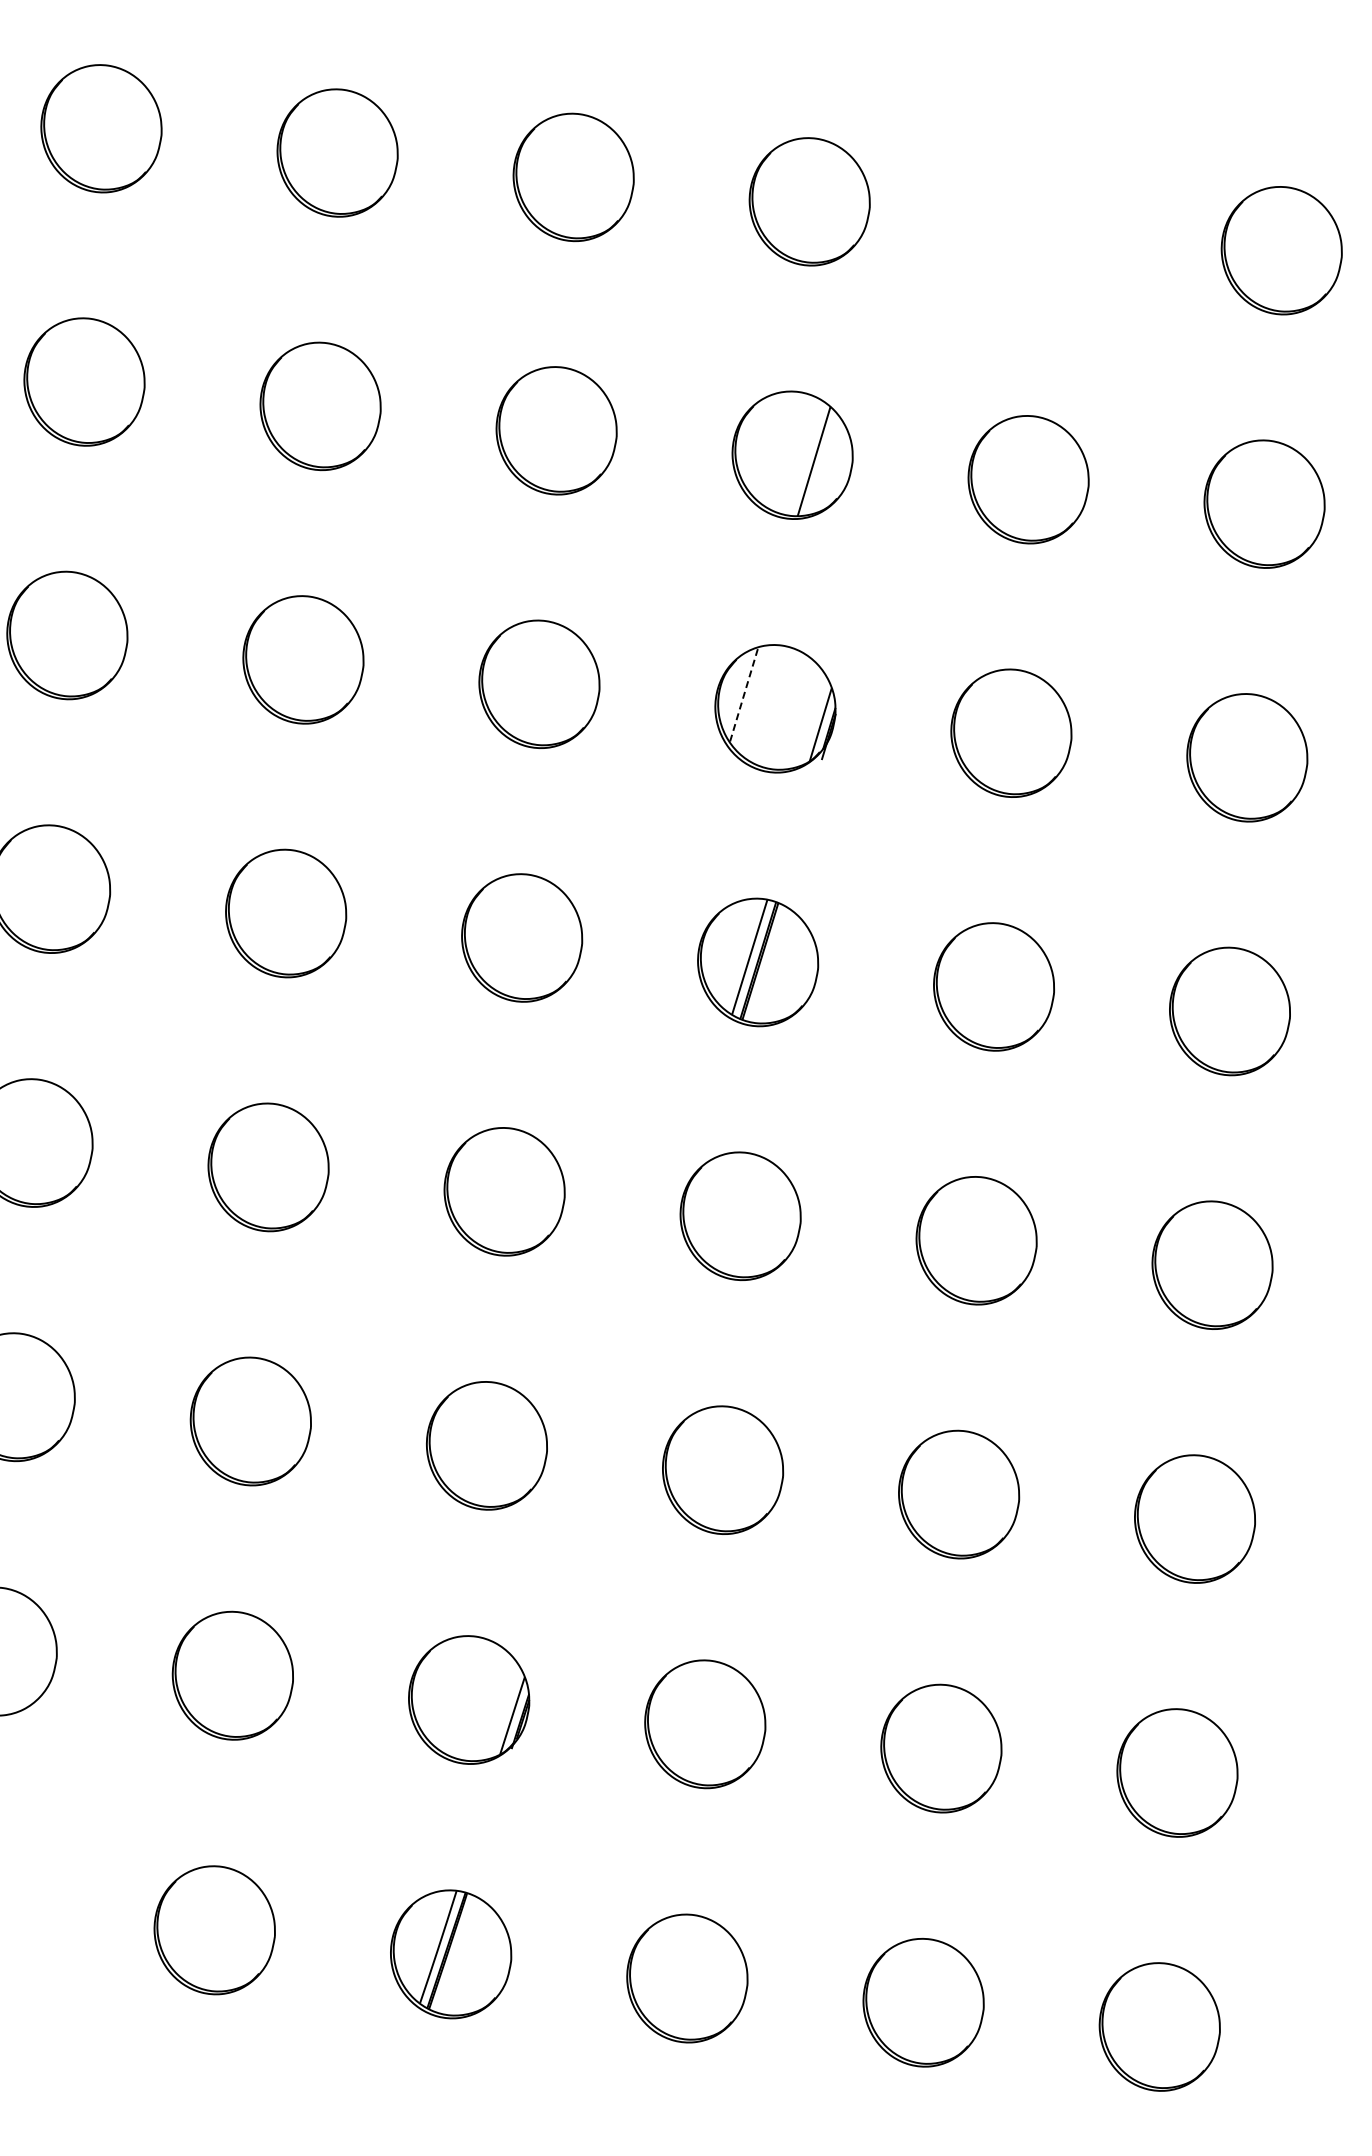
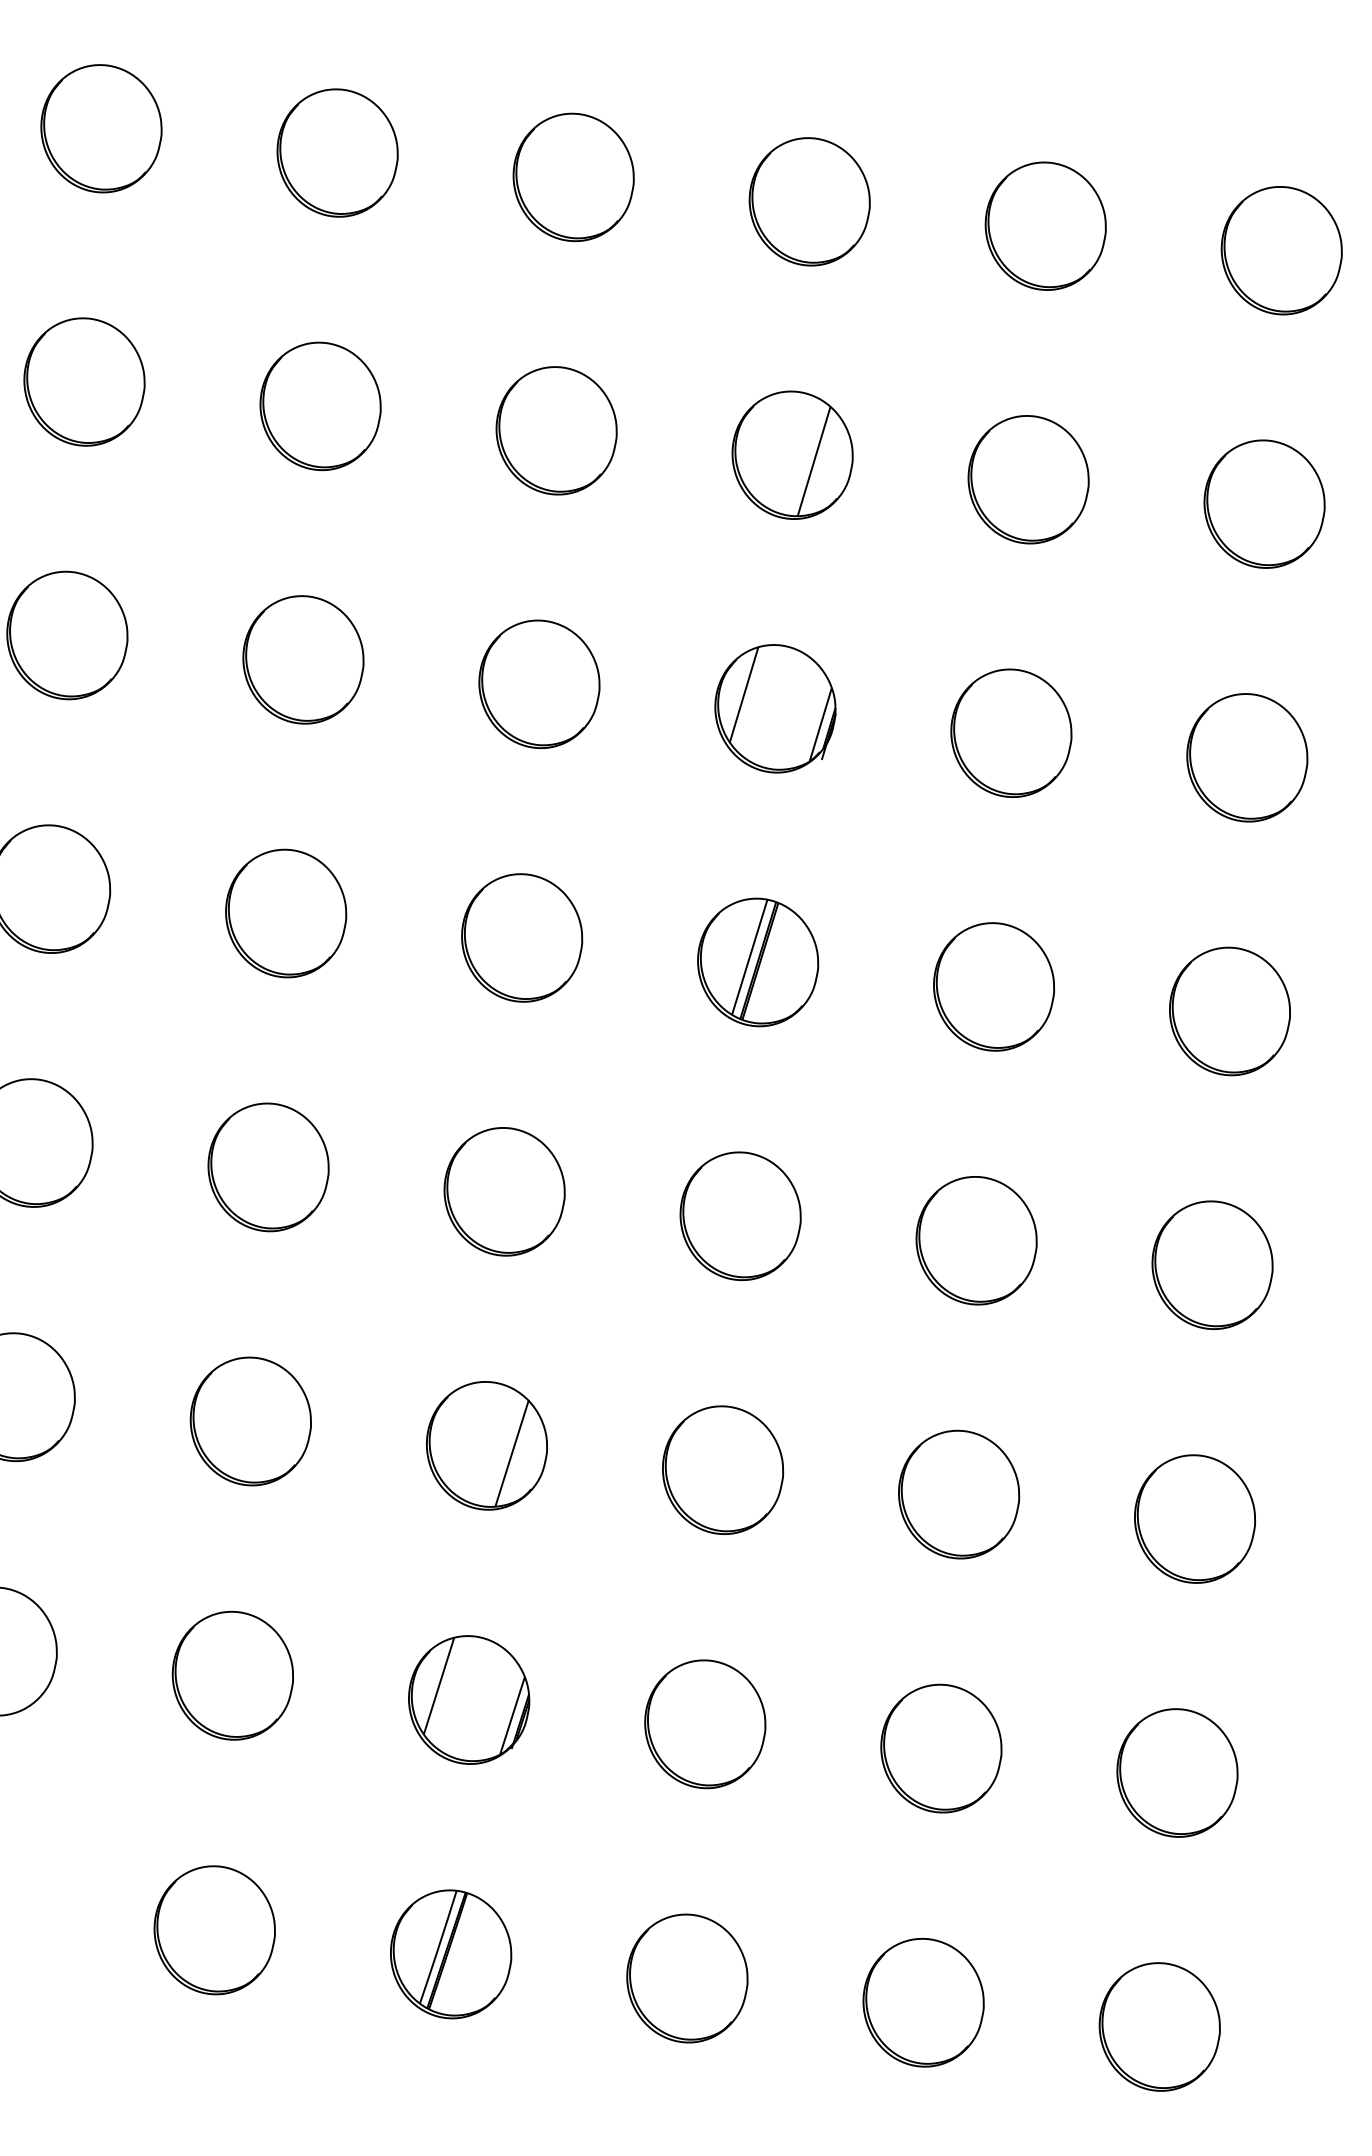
part: none -> present (1045, 225)
line: dashed -> solid (744, 694)
line: none -> present (511, 1452)
line: none -> present (439, 1685)
